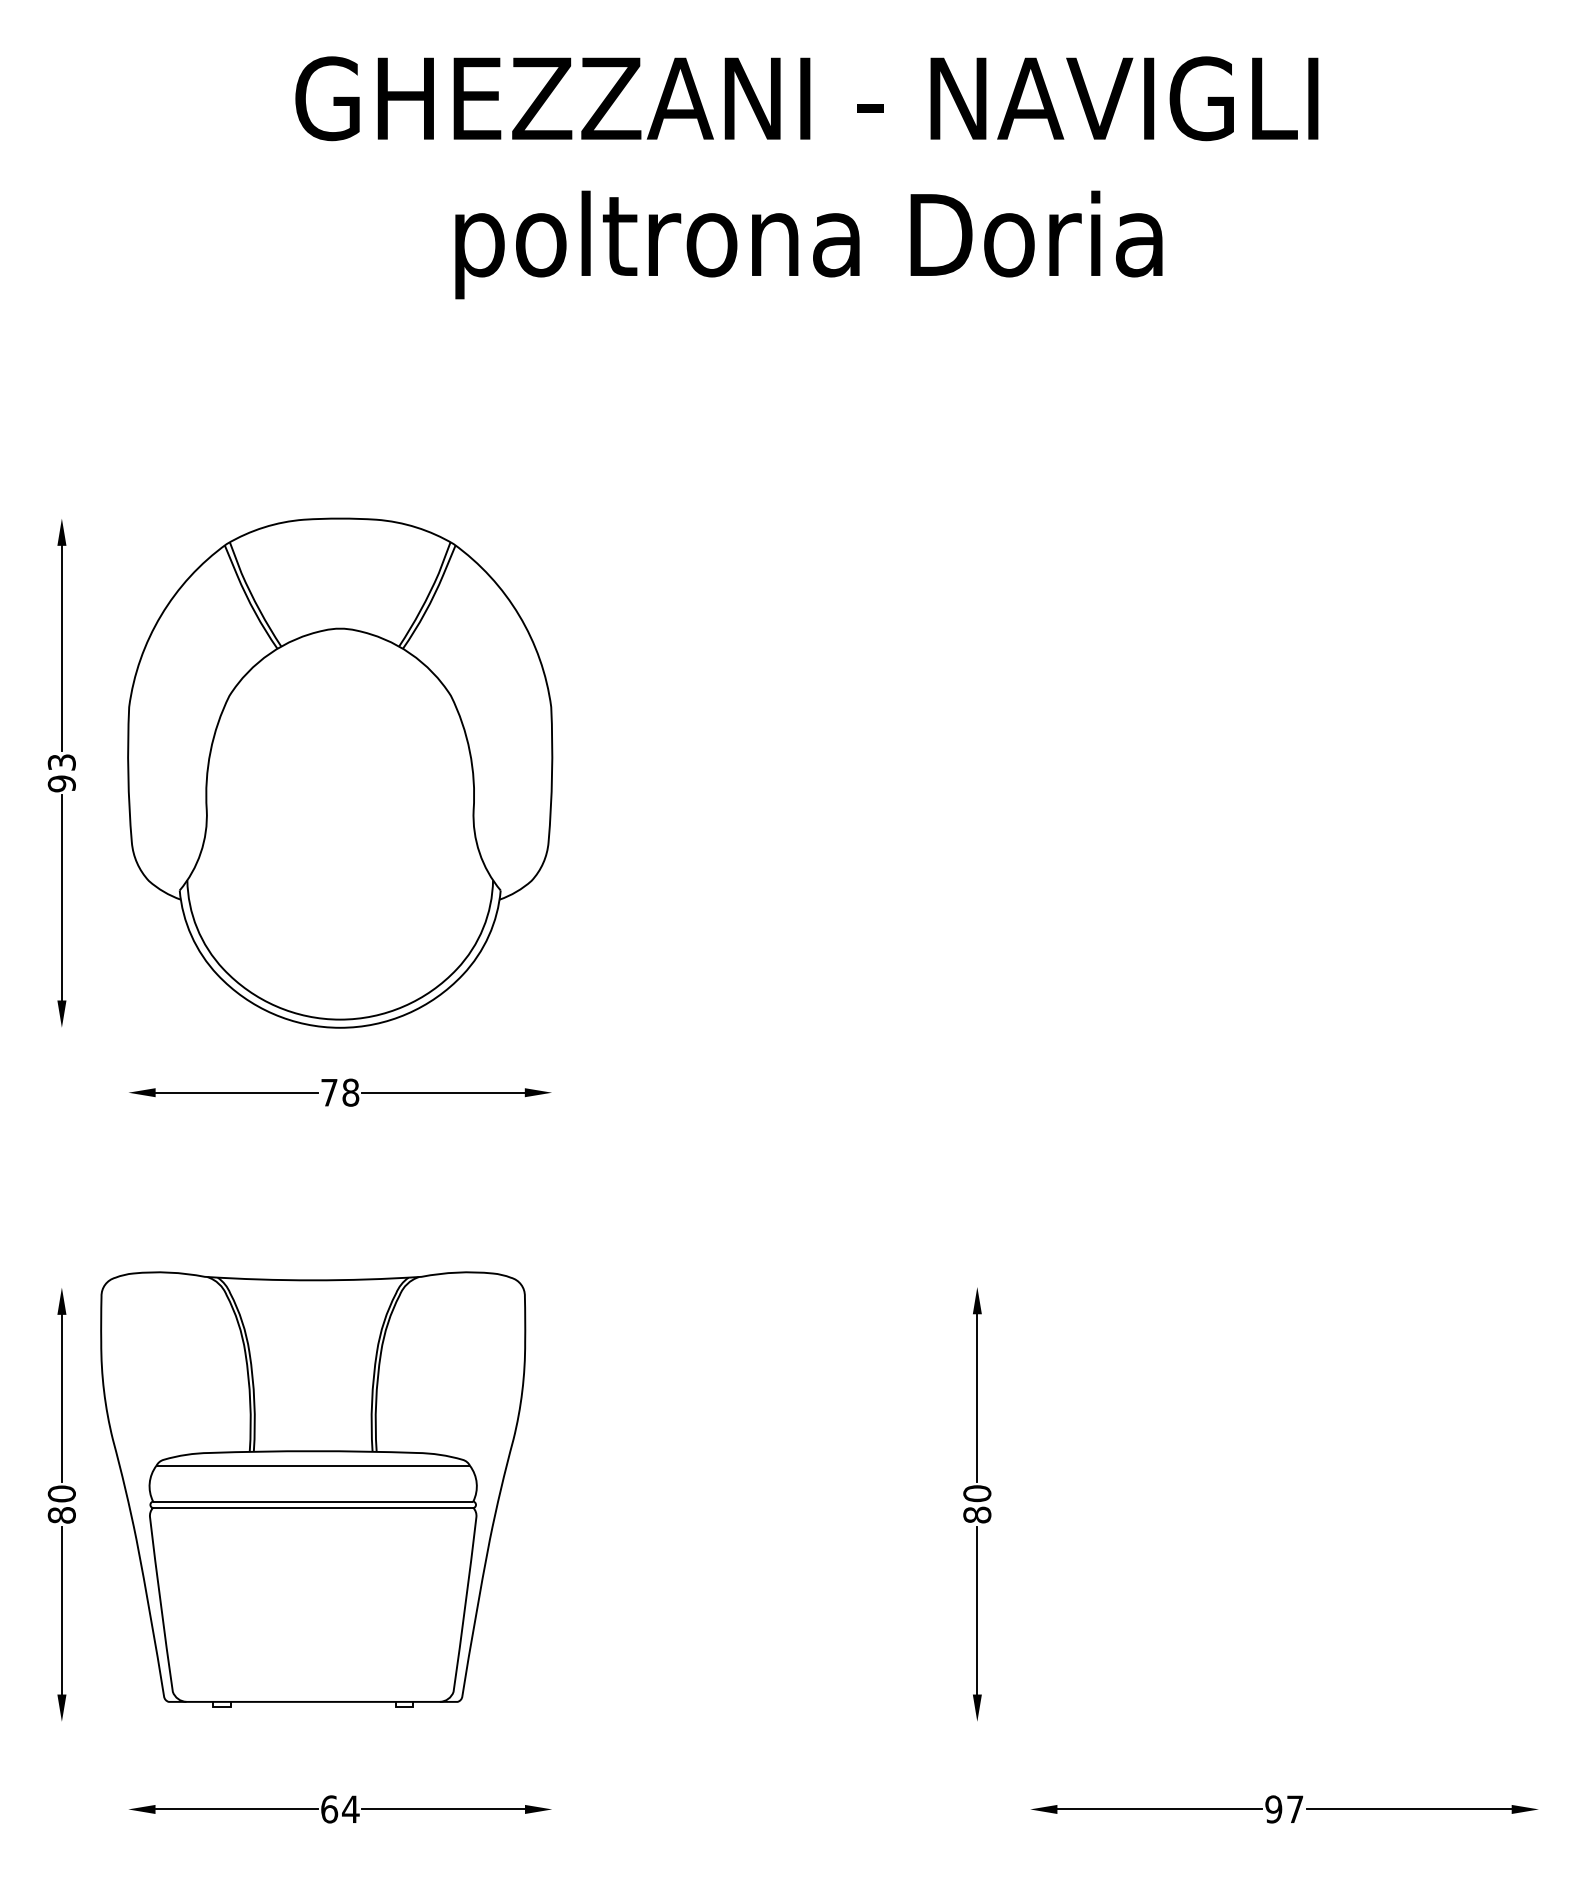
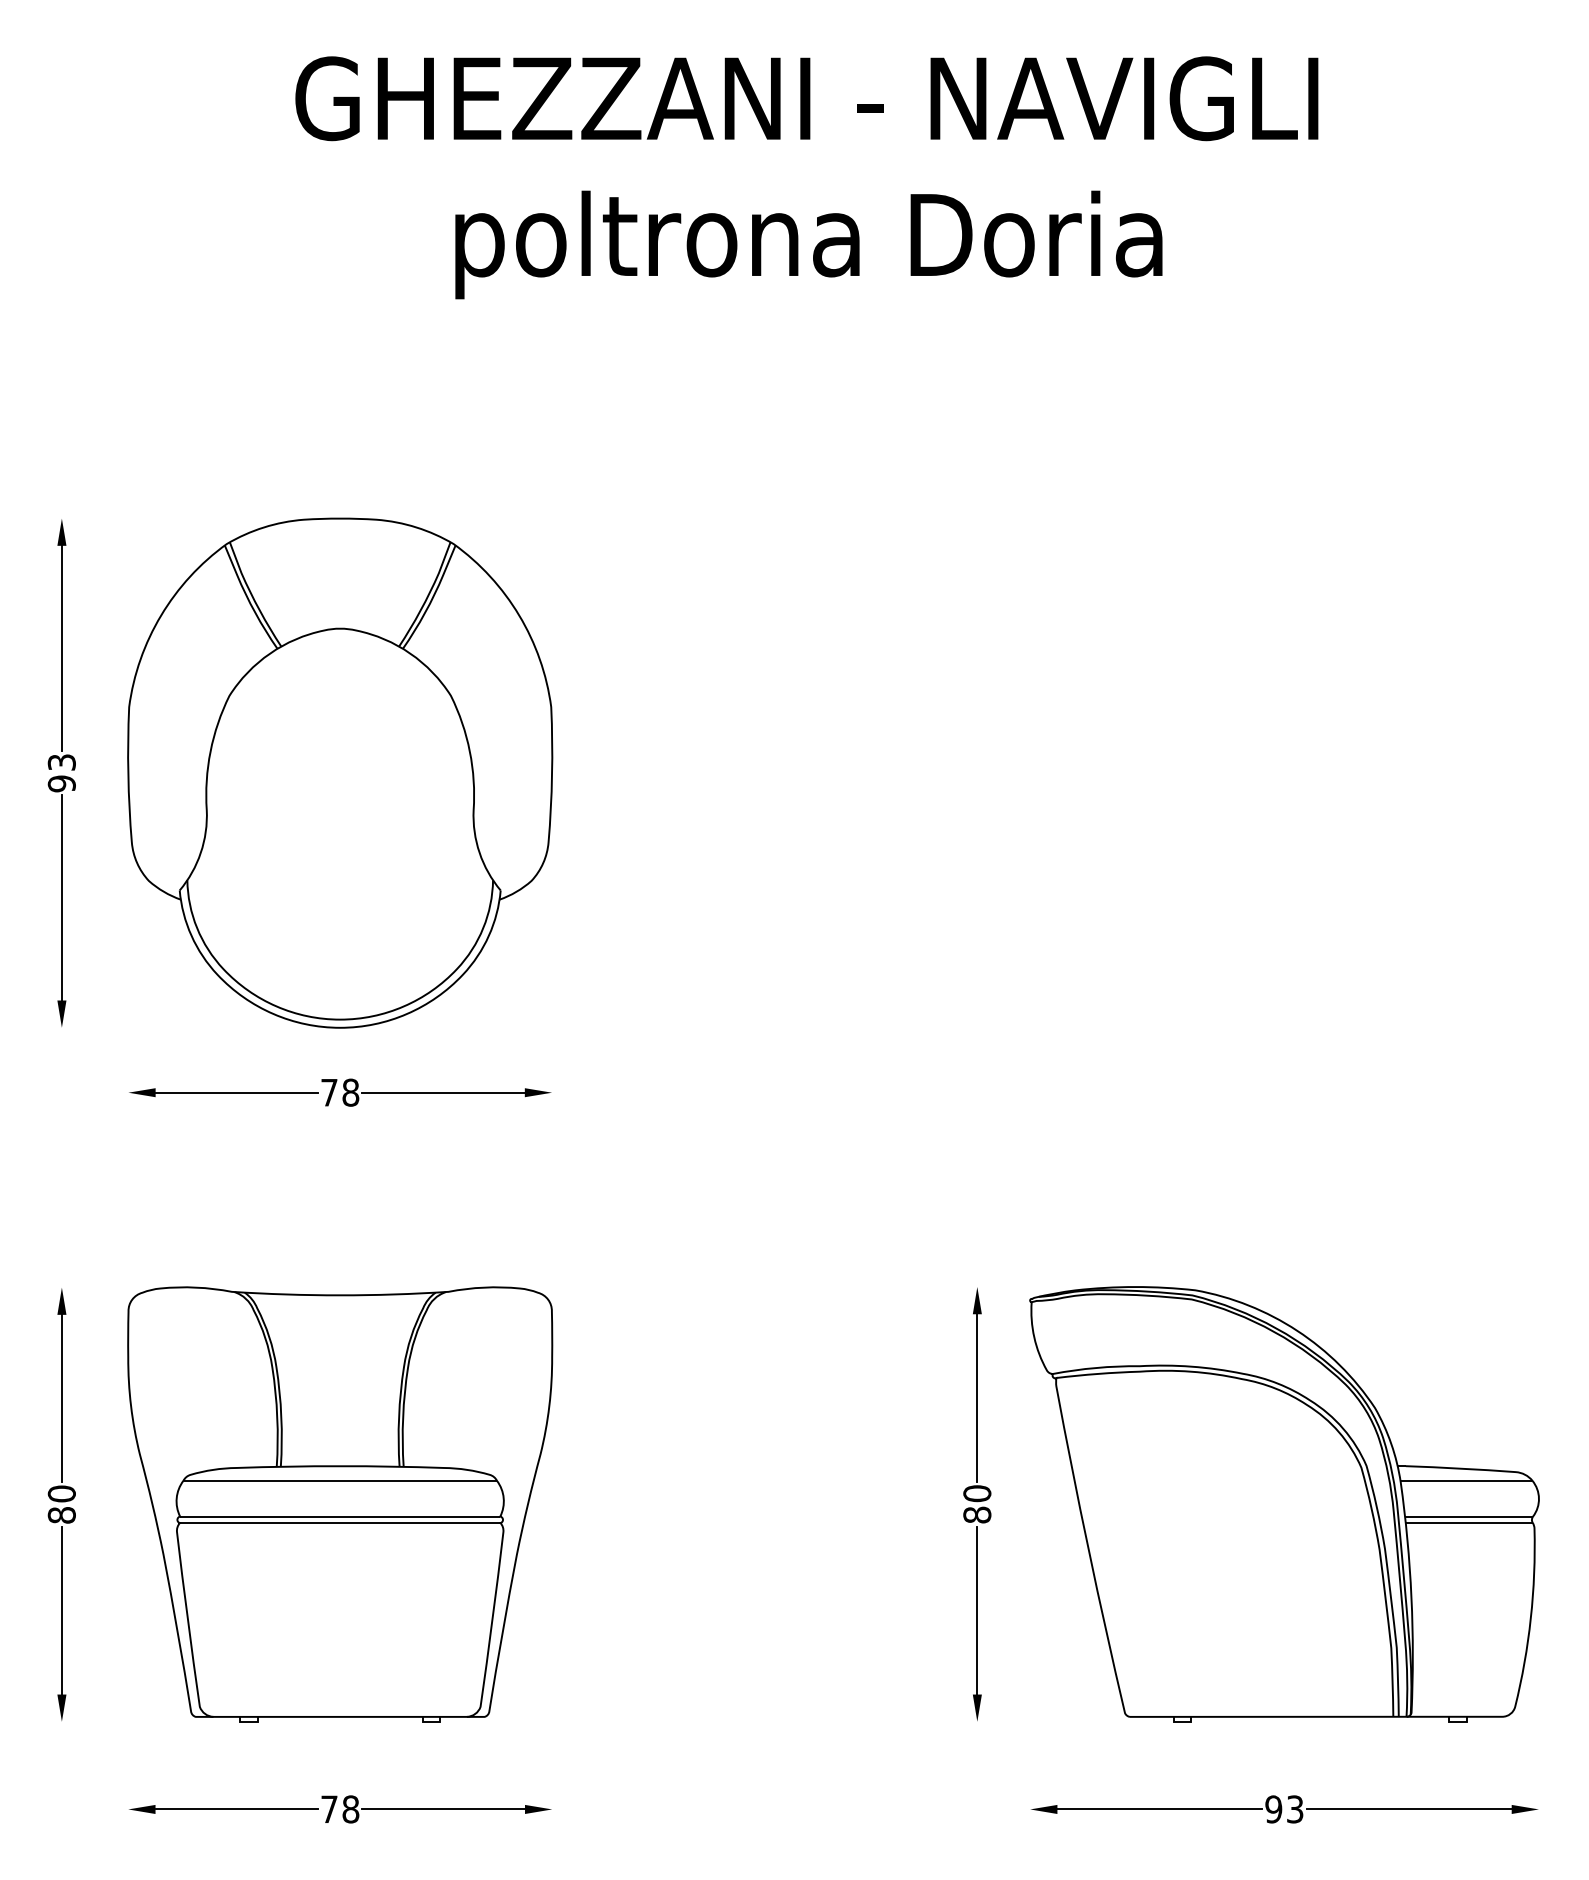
part position: (313, 1489) -> (340, 1504) (340, 1504)
part: none -> present (1284, 1504)
text: 64 -> 78 (340, 1809)
text: 97 -> 93 (1295, 1809)
